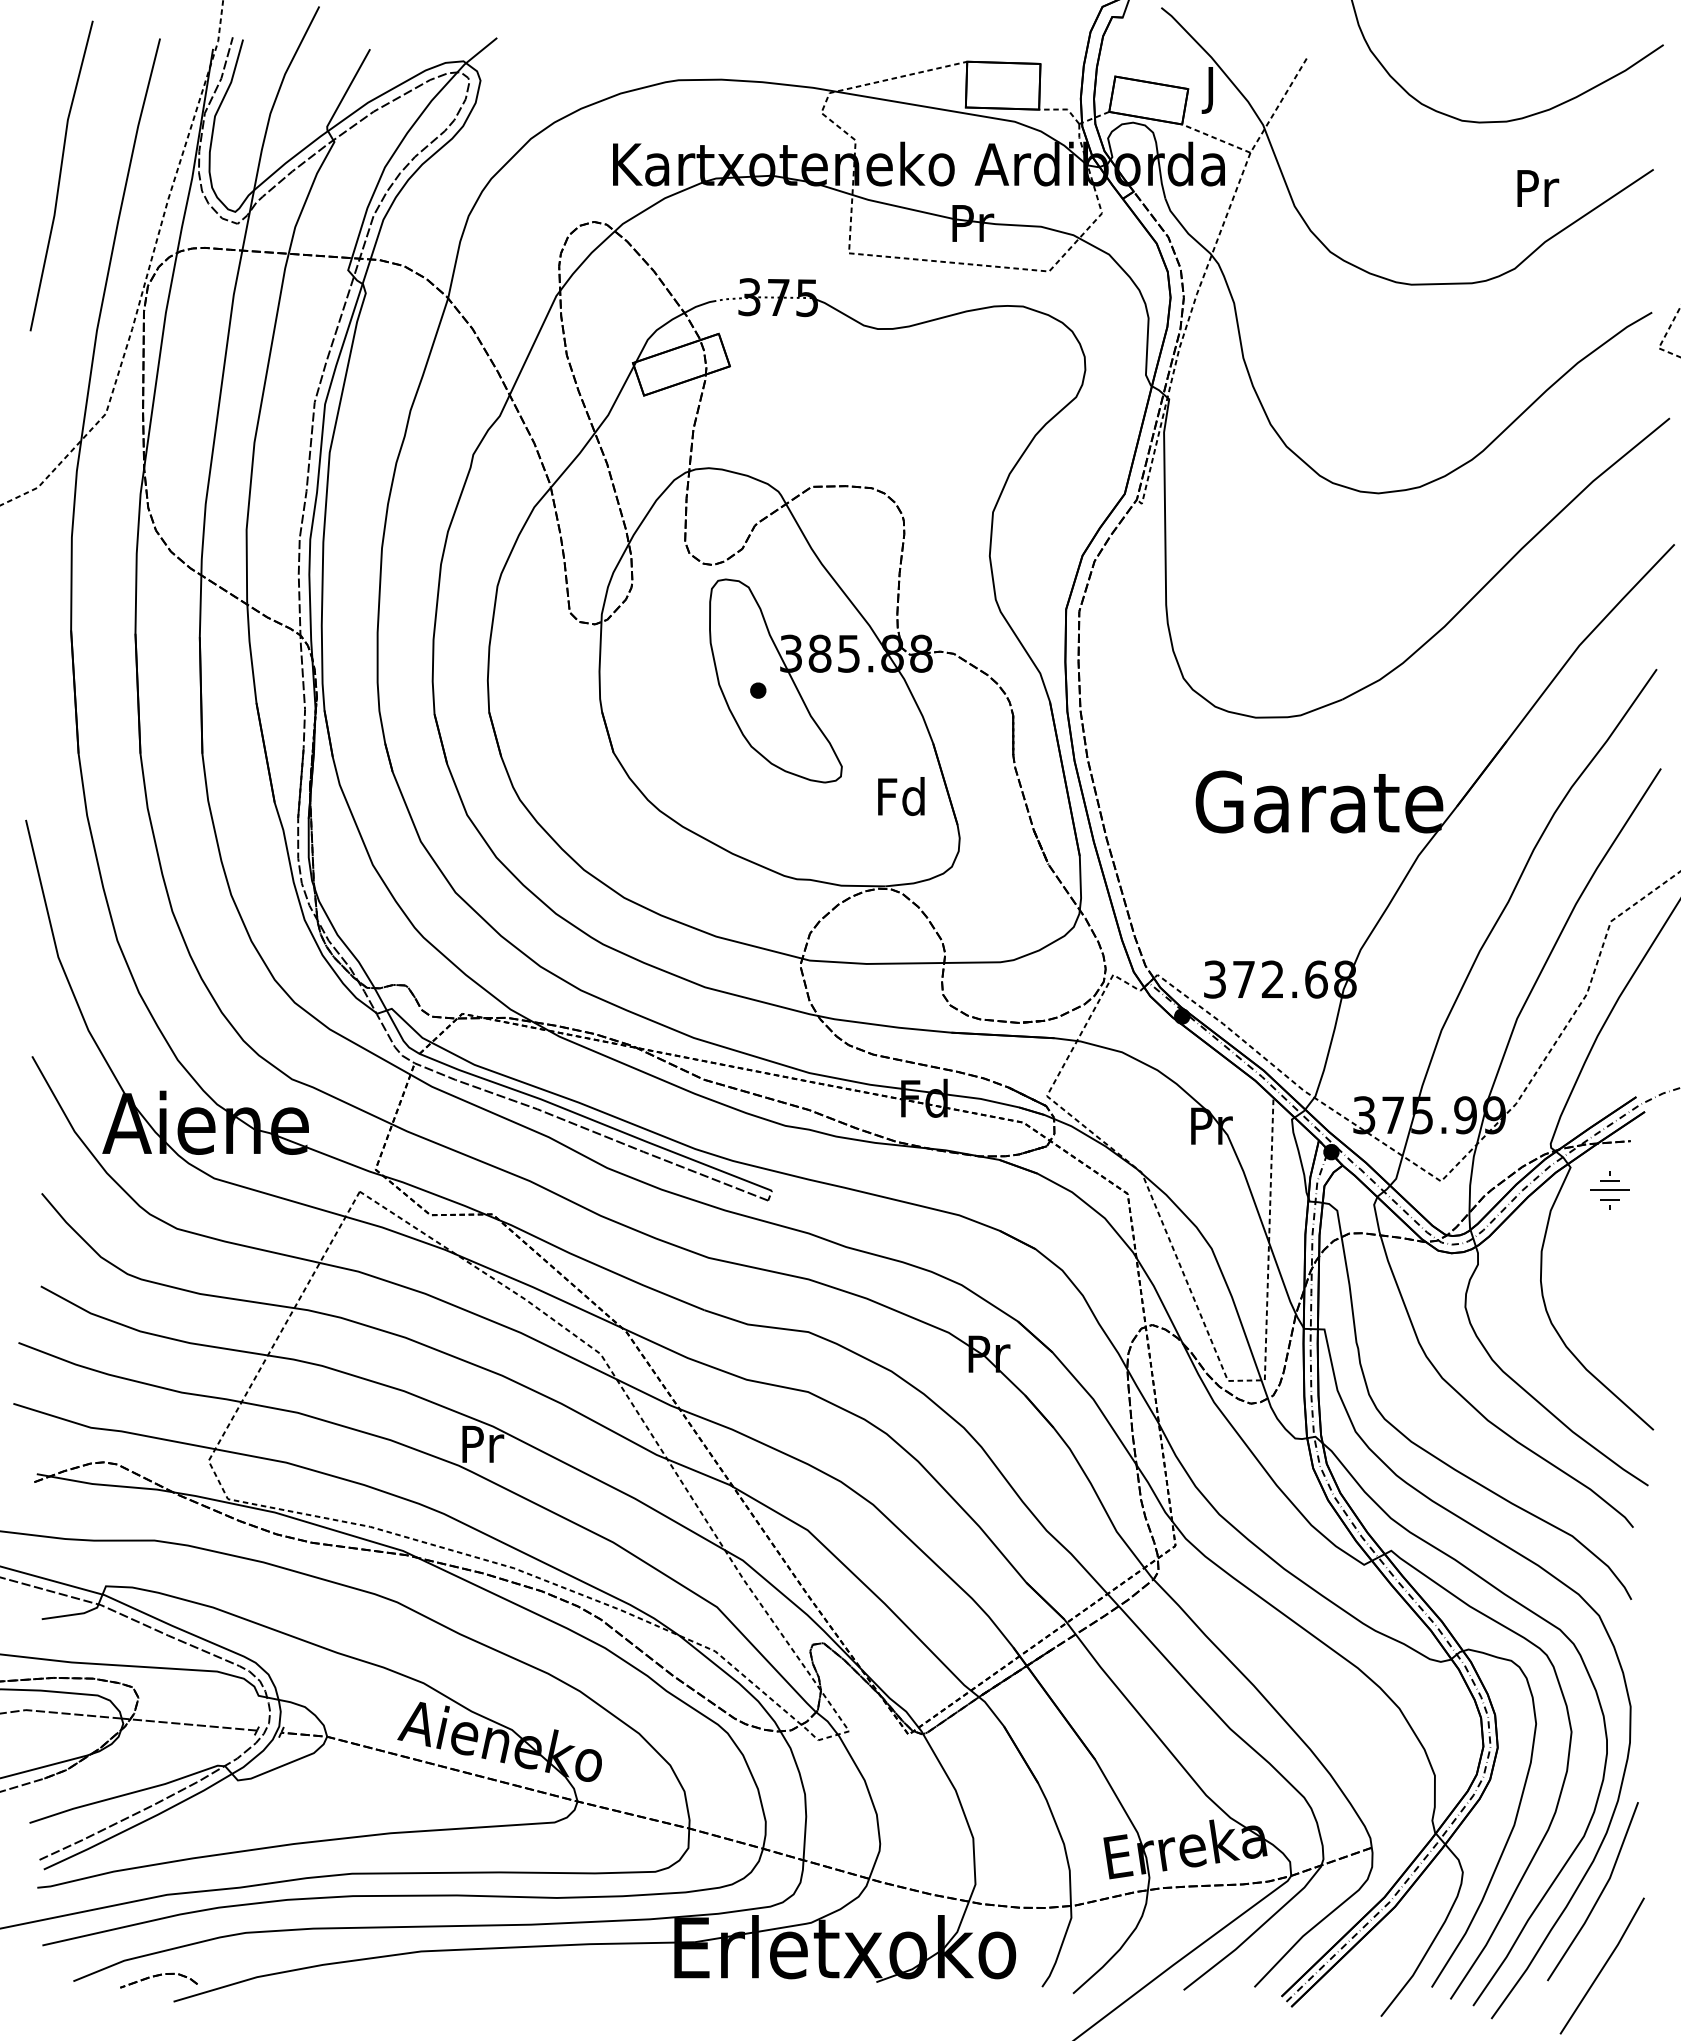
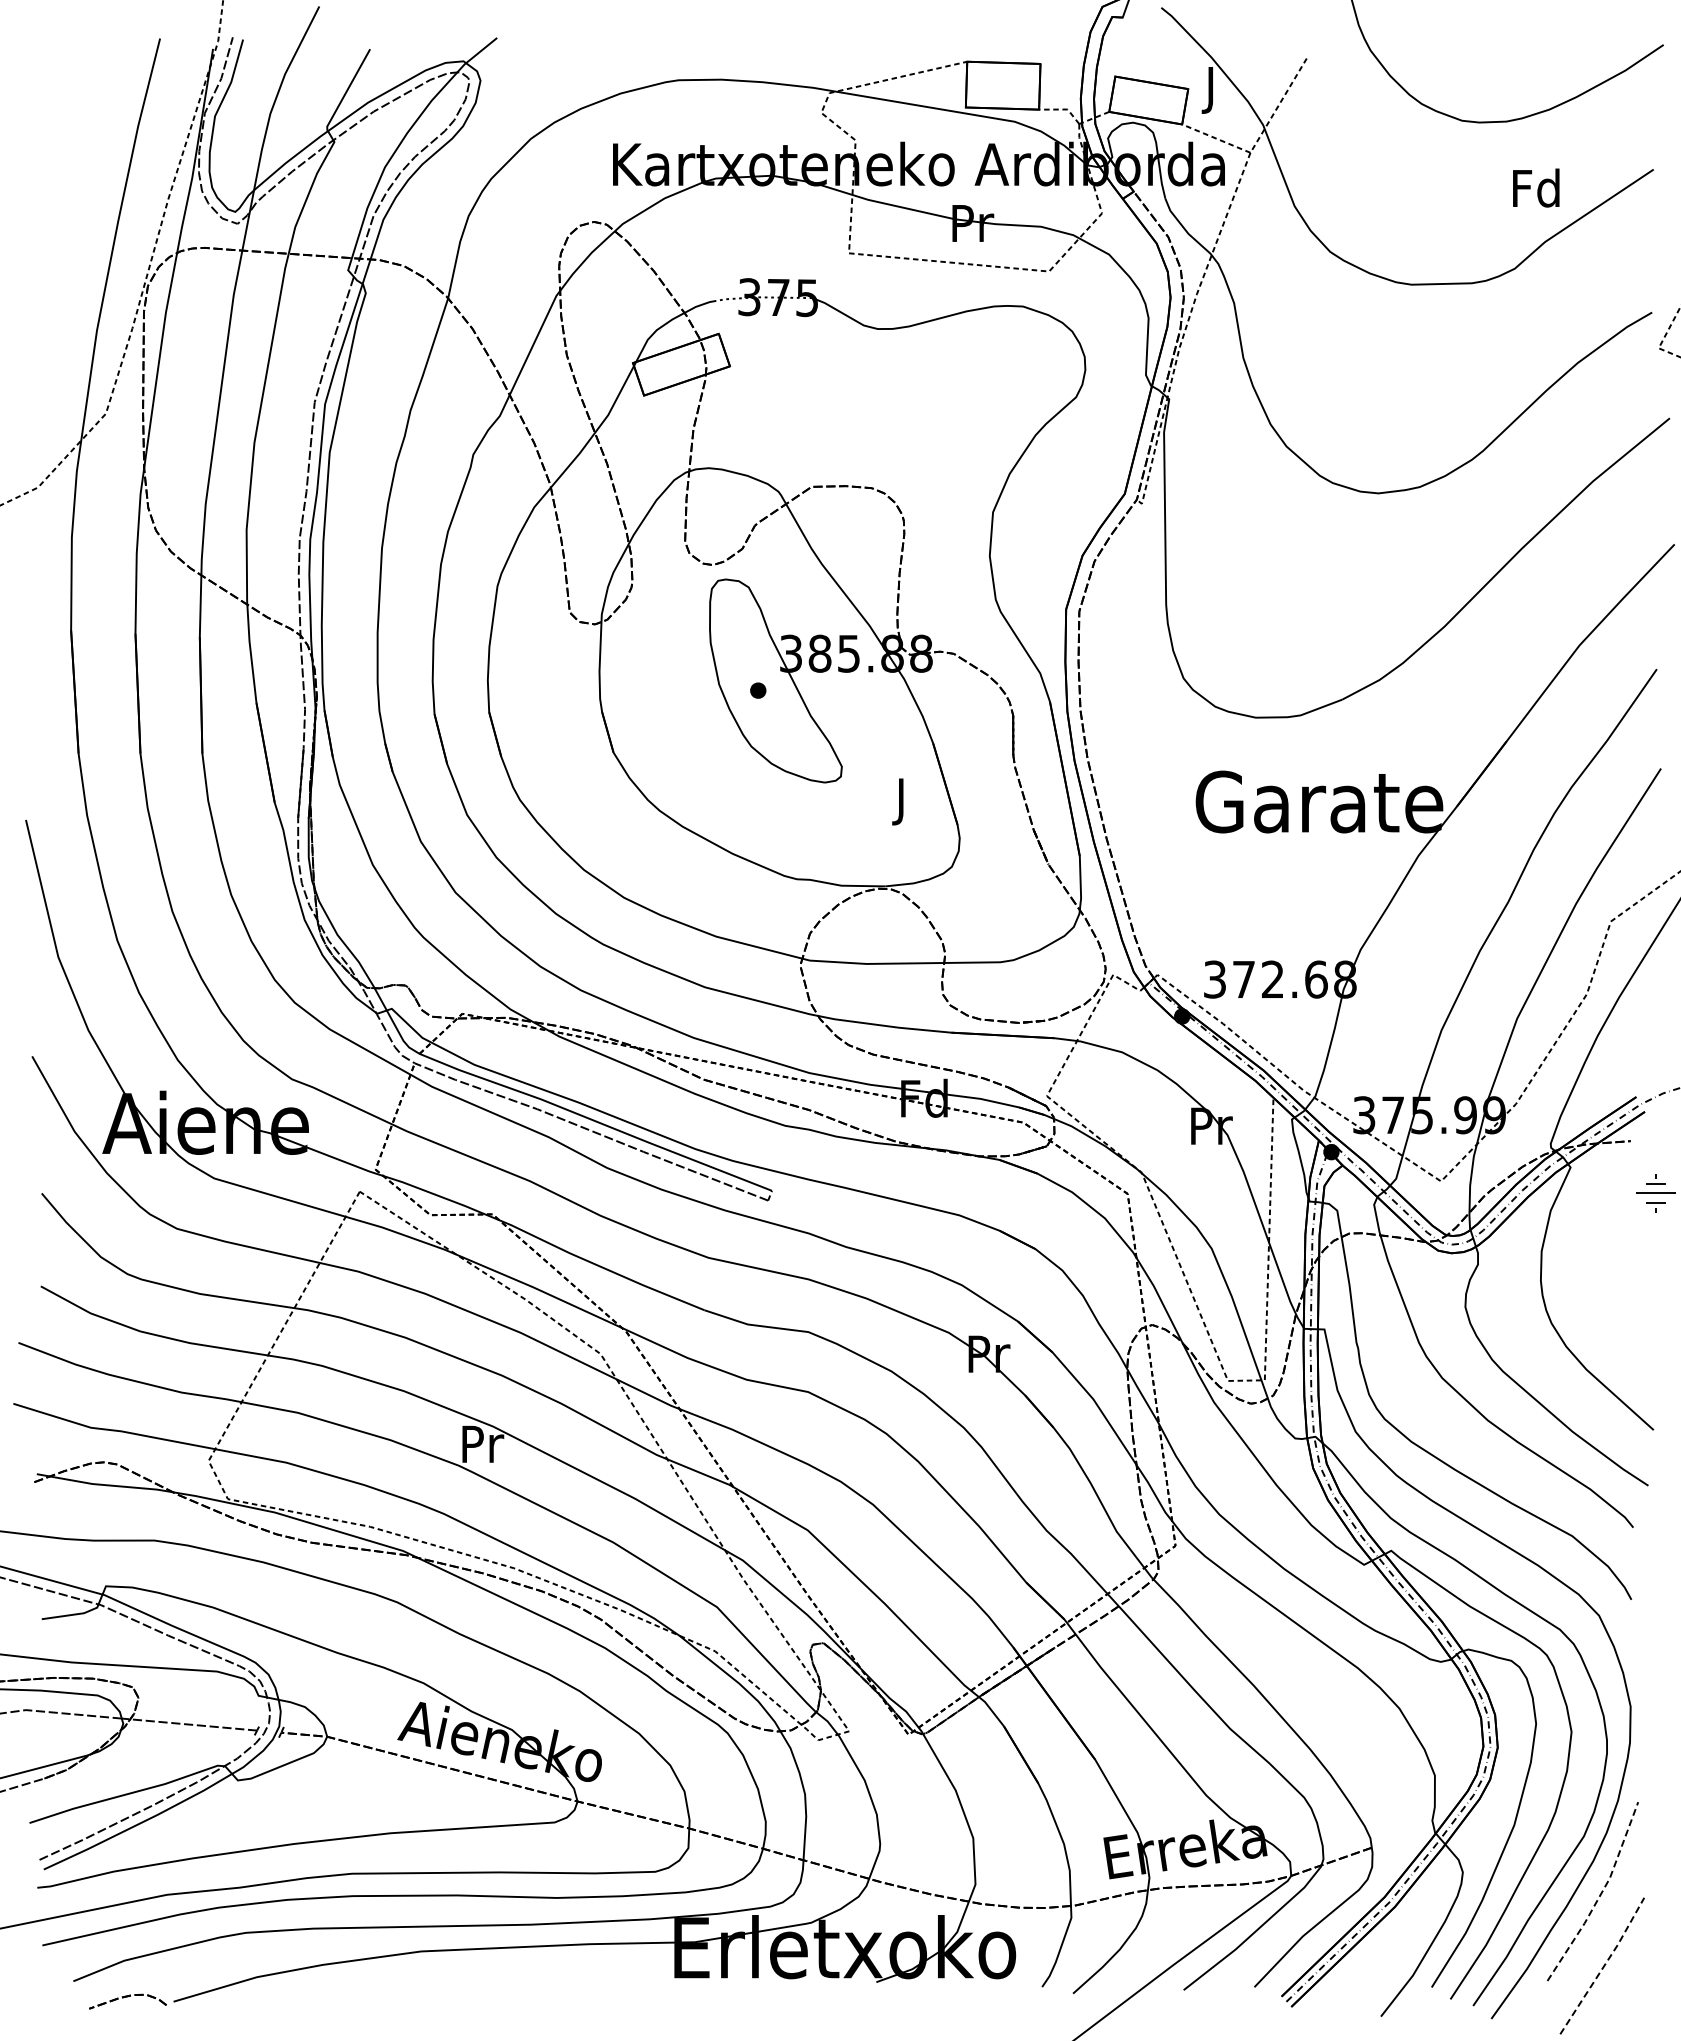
line: present -> none (61, 174)
text: Pr -> Fd (1536, 187)
text: Fd -> J (901, 801)
part position: (1609, 1190) -> (1655, 1193) (1655, 1193)
line: solid -> dashed (1600, 1894)
line: solid -> dashed (1603, 1966)
part position: (158, 1980) -> (127, 2001) (127, 2001)
